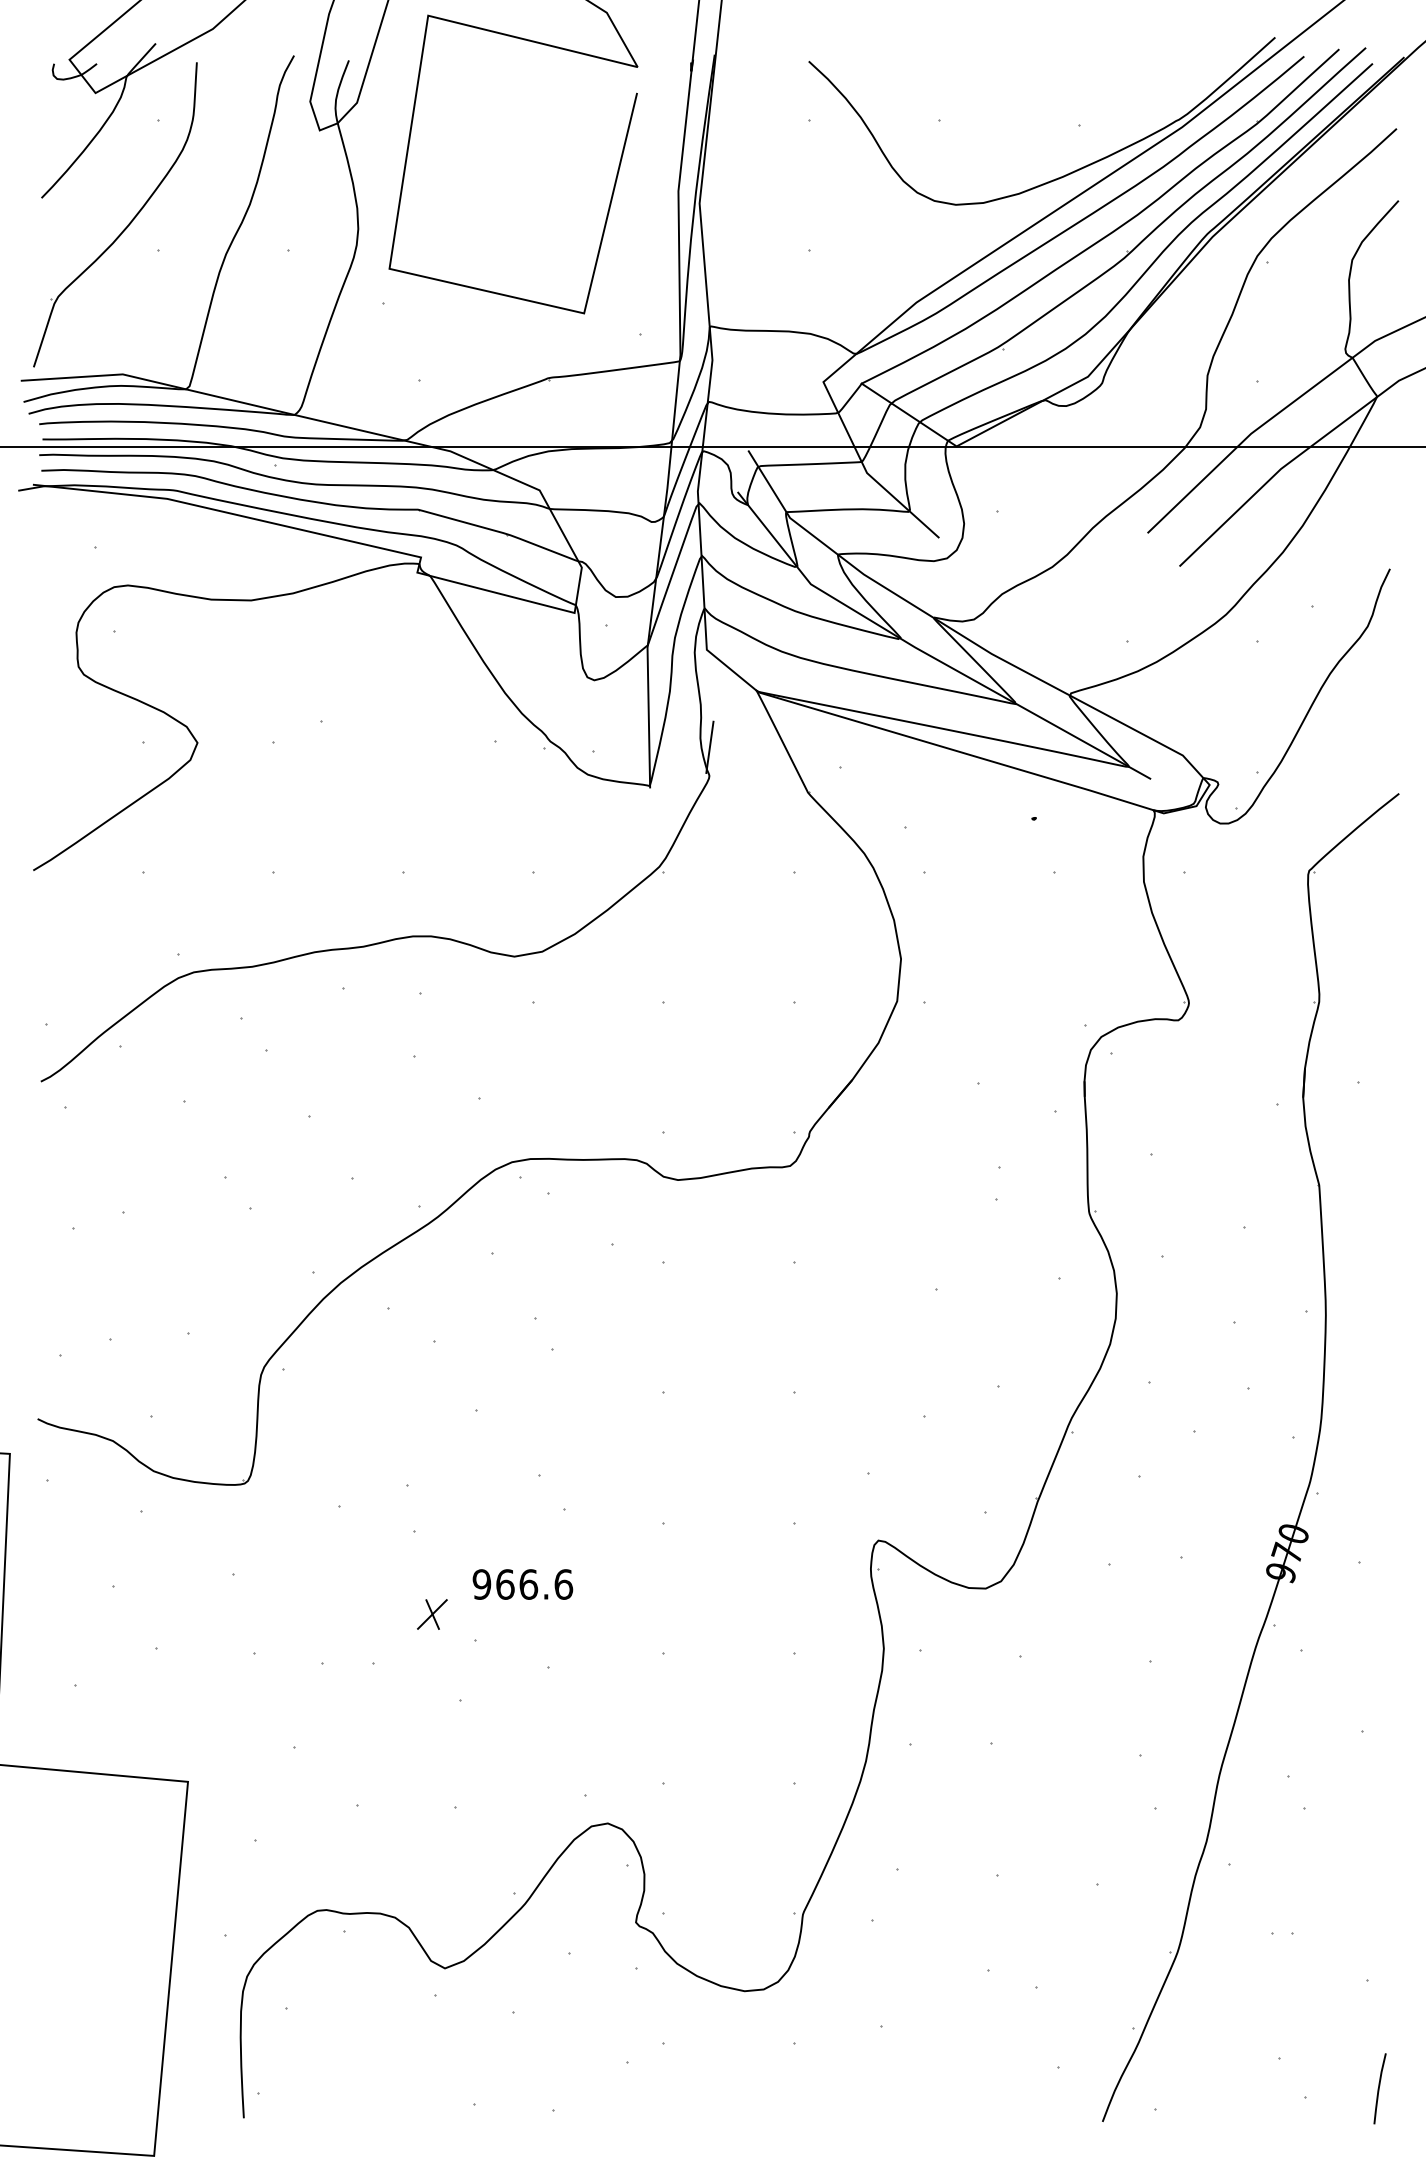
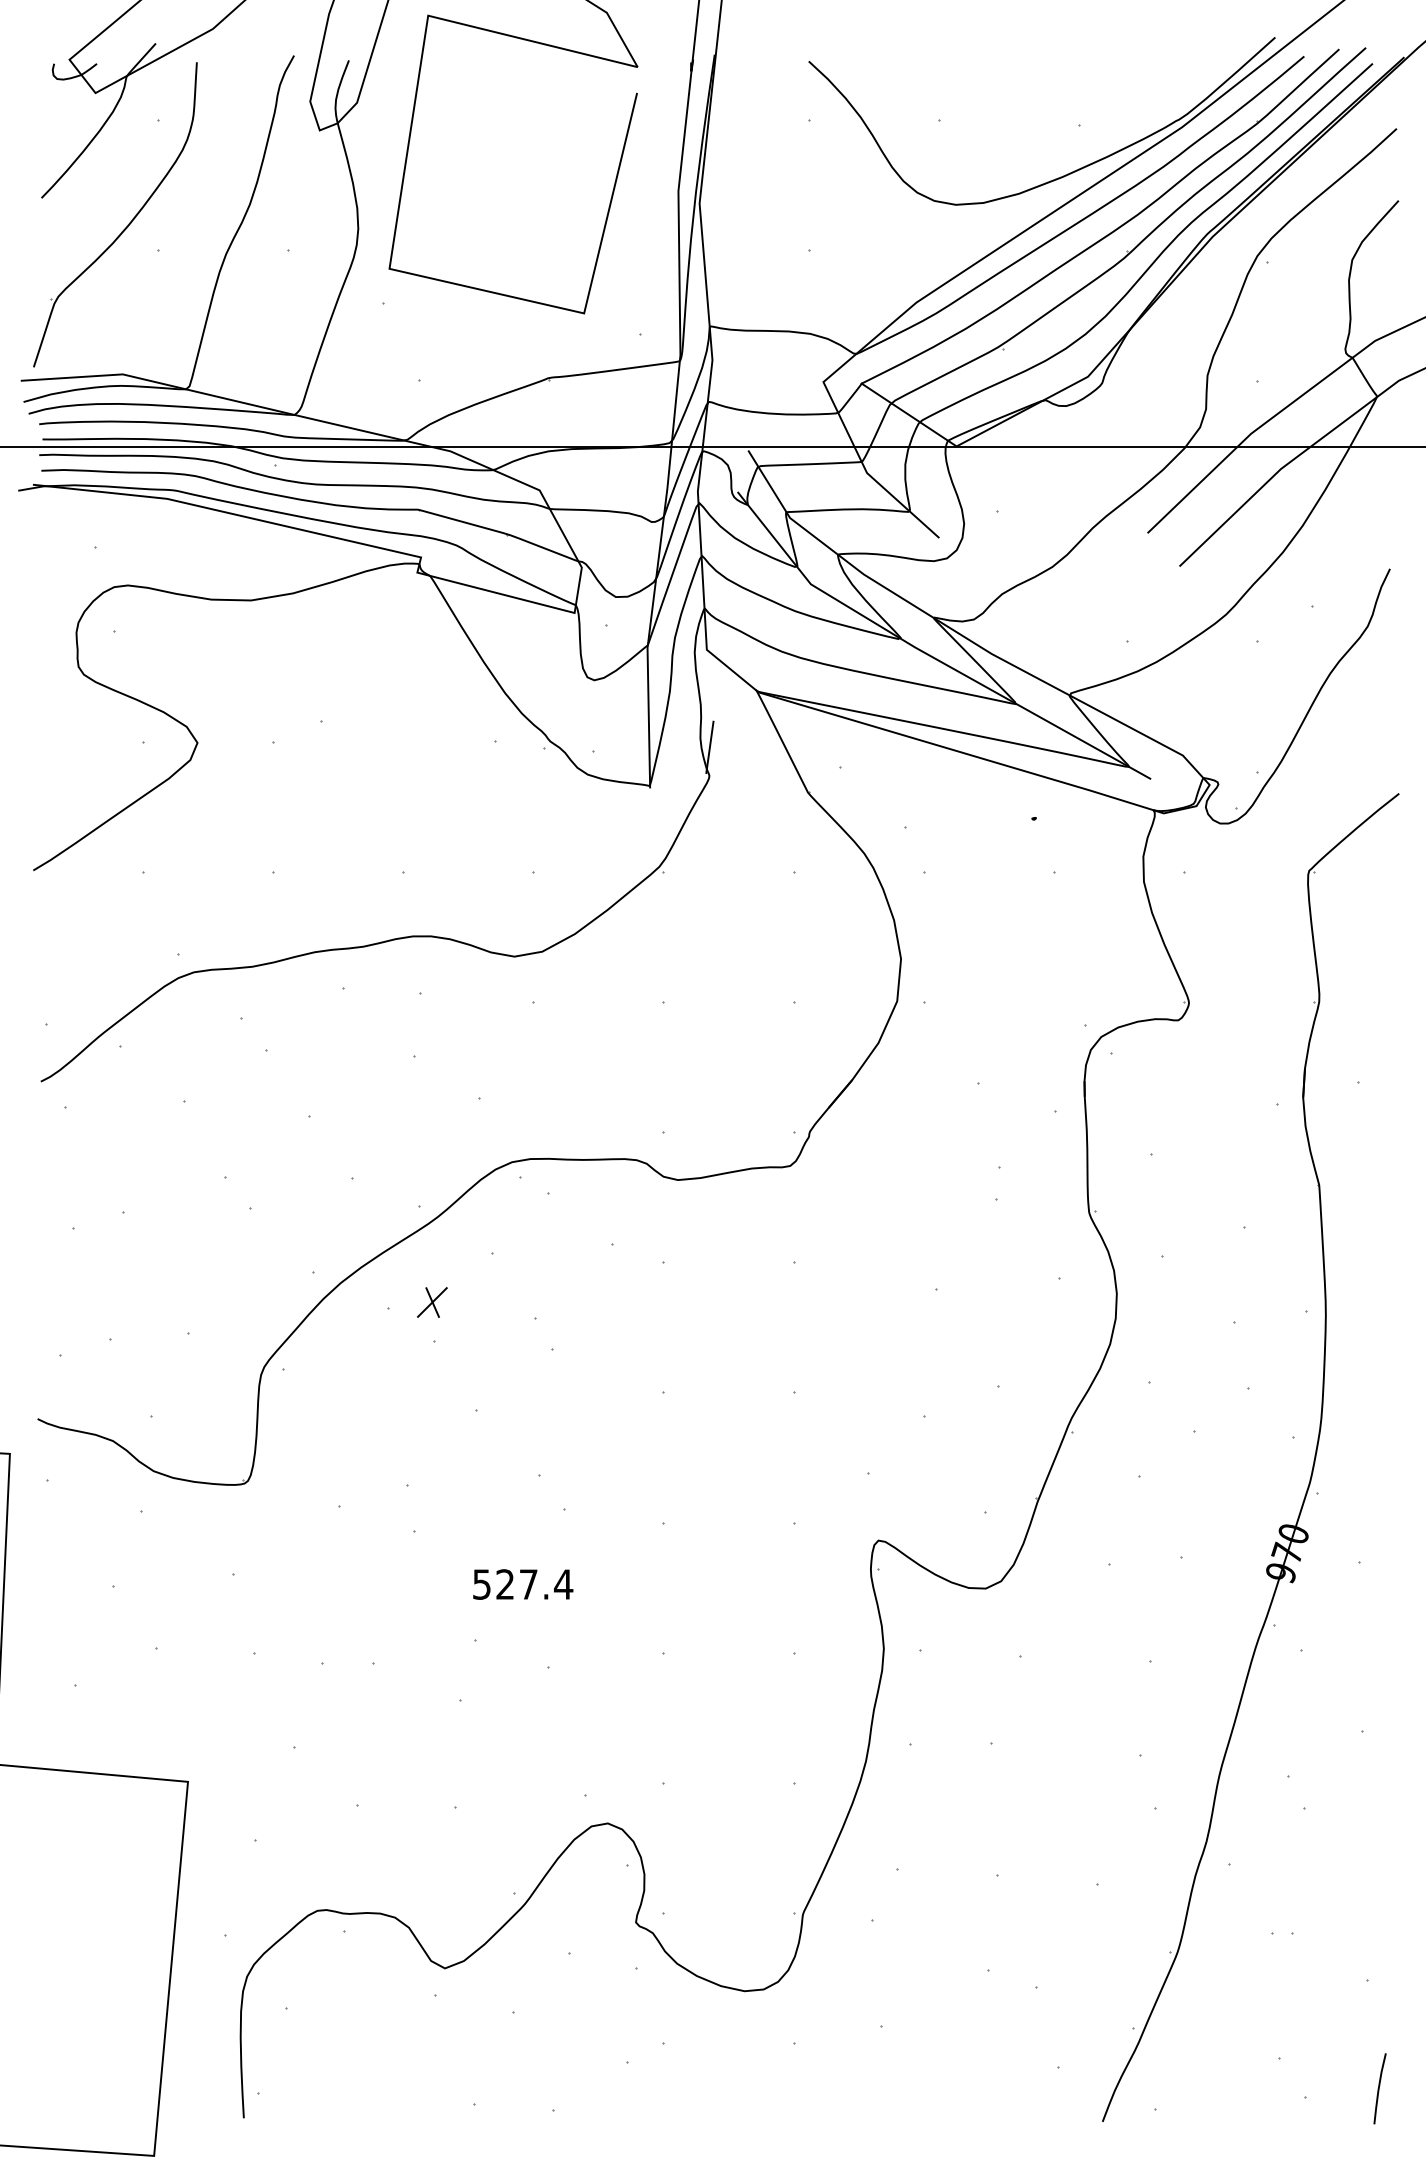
text: 966.6 -> 527.4 (522, 1584)
part position: (432, 1614) -> (432, 1302) (432, 1302)
